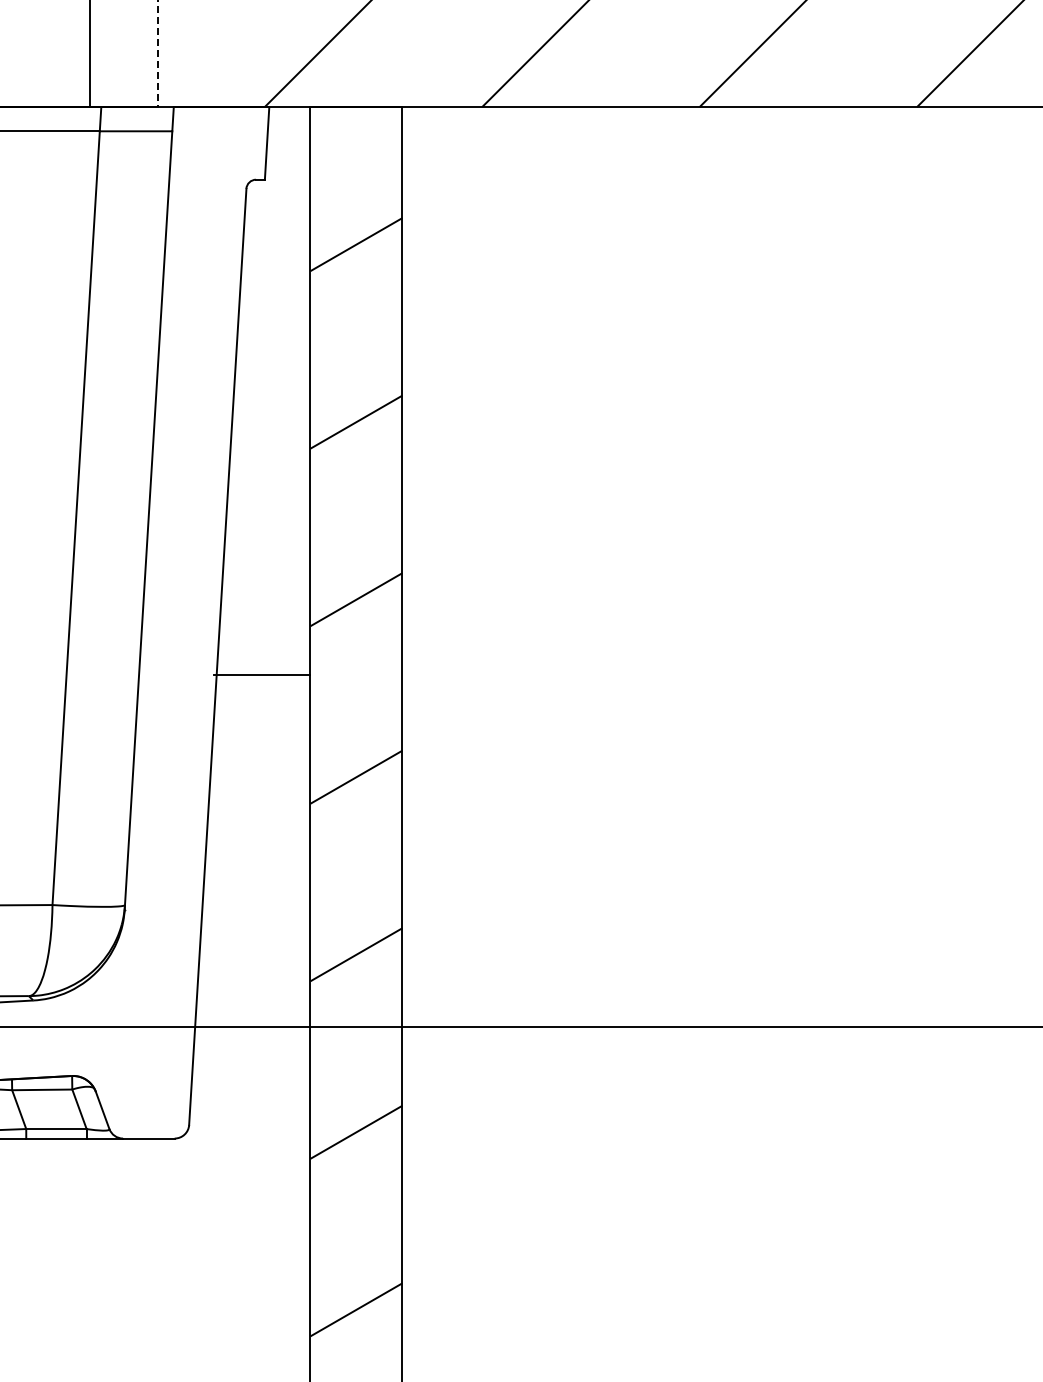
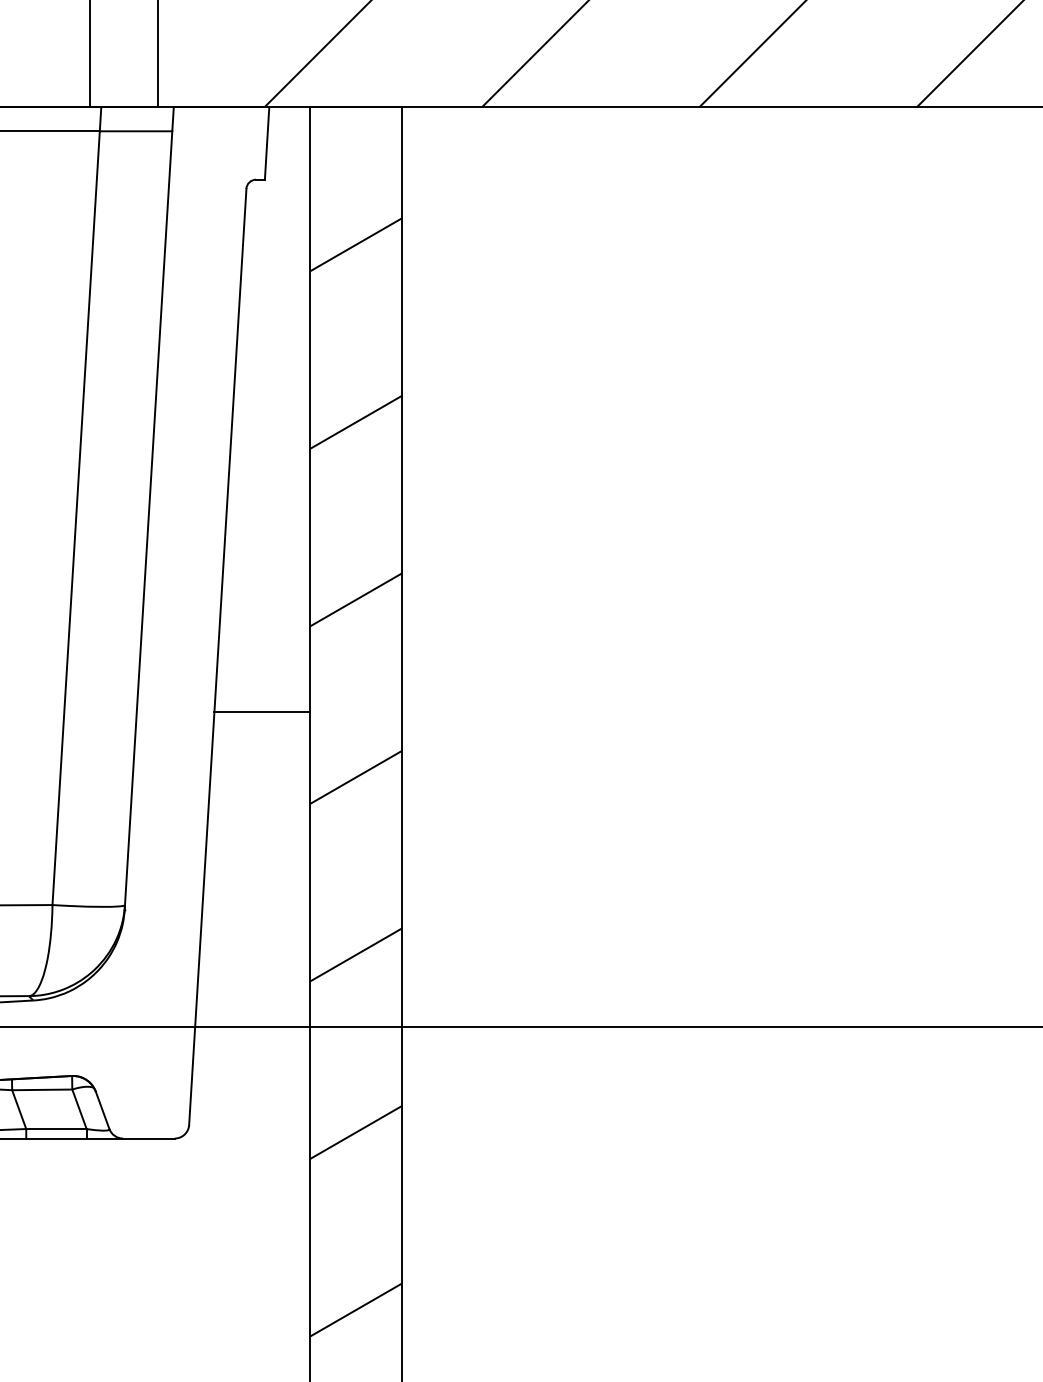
line: dashed -> solid (157, 54)
line position: (262, 675) -> (262, 712) (262, 712)
